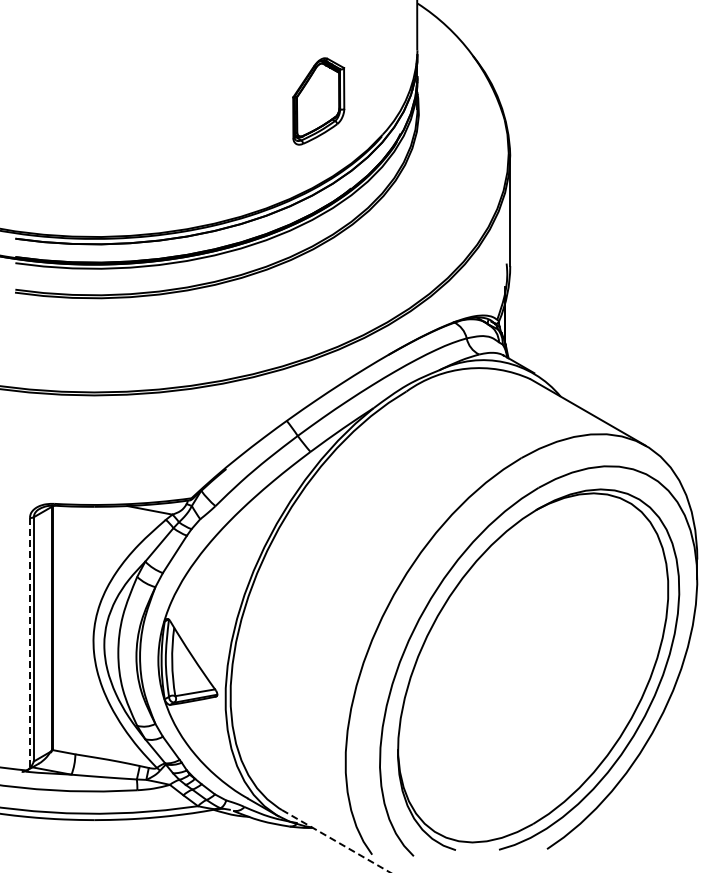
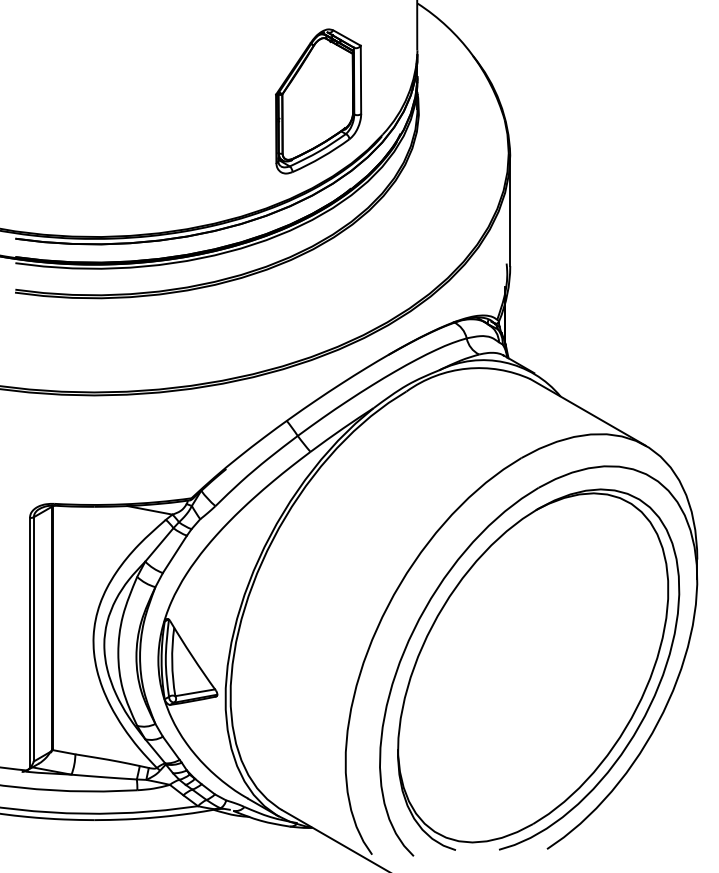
part size: 54x89 px -> 88x147 px (318, 101)
line: dashed -> solid (29, 643)
line: dashed -> solid (336, 841)
